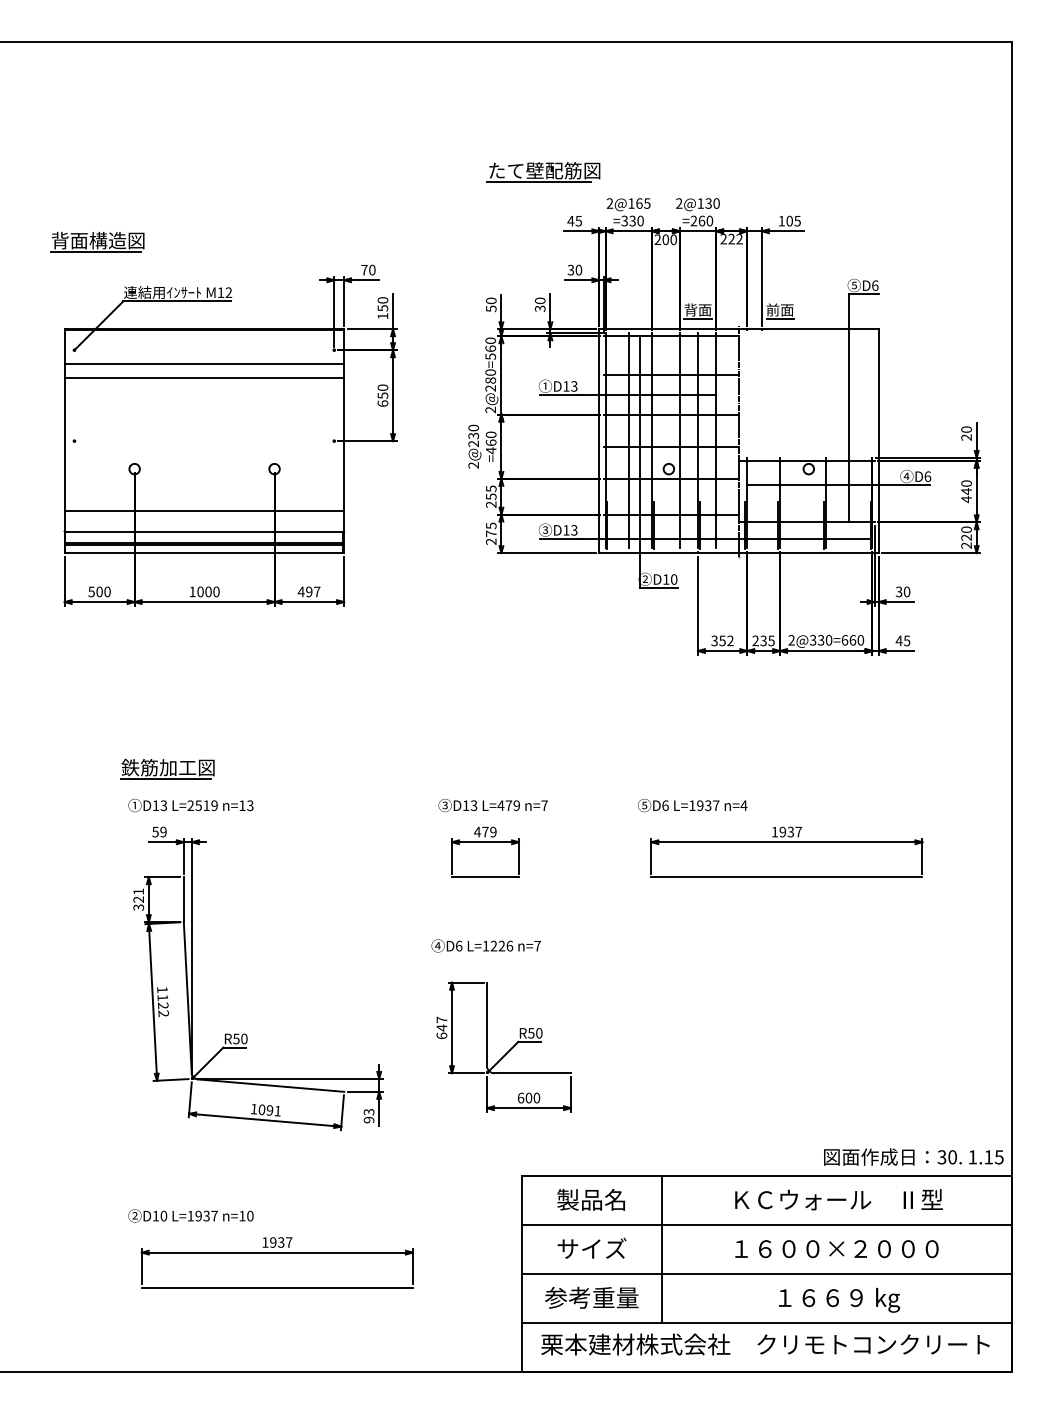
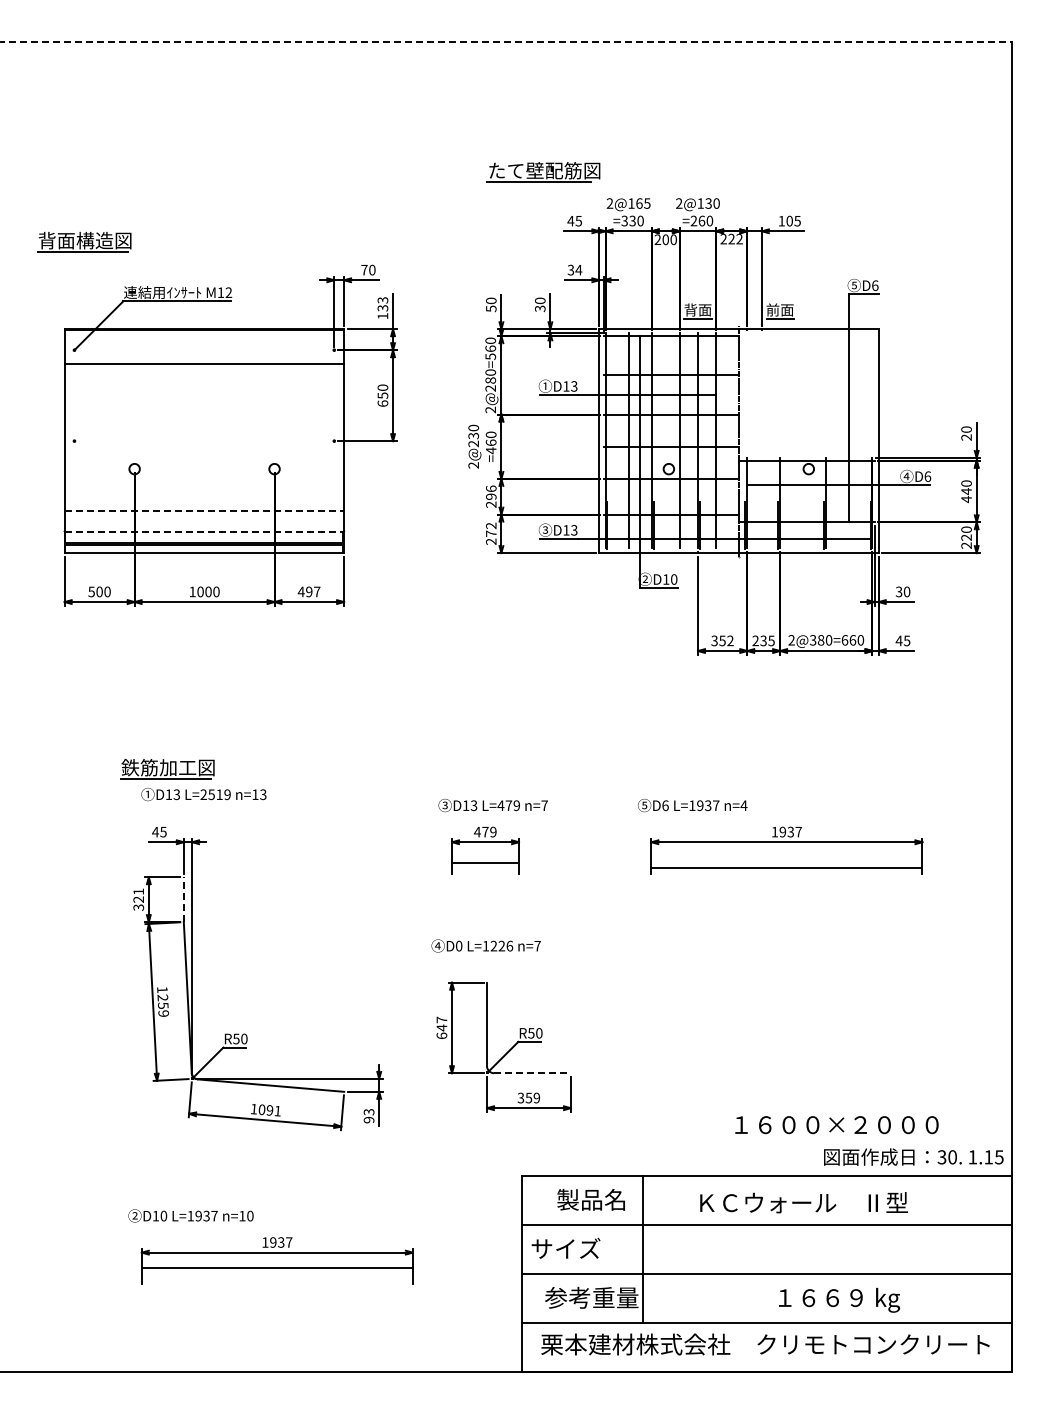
line: solid -> dashed (506, 42)
part position: (97, 241) -> (84, 241) (84, 241)
text: 30 -> 34 (578, 269)
text: 150 -> 133 (382, 304)
line: present -> none (204, 378)
text: 255 -> 296 (491, 492)
line: solid -> dashed (204, 511)
text: 275 -> 272 (491, 525)
line: solid -> dashed (204, 532)
text: 2@330=660 -> 2@380=660 (820, 640)
text position: (190, 805) -> (203, 794) (203, 794)
text: 59 -> 45 (159, 831)
line position: (485, 877) -> (485, 863) (485, 863)
line position: (786, 877) -> (786, 868) (786, 868)
line: solid -> dashed (183, 899)
text: D6 -> D0 (459, 945)
text: 1122 -> 1259 (162, 1005)
line: solid -> dashed (532, 1073)
text: 600 -> 359 (528, 1097)
text position: (838, 1199) -> (803, 1202) (803, 1202)
text position: (591, 1247) -> (565, 1247) (565, 1247)
line position: (661, 1248) -> (642, 1248) (642, 1248)
text position: (836, 1249) -> (836, 1125) (836, 1125)
line position: (276, 1287) -> (276, 1267) (276, 1267)
